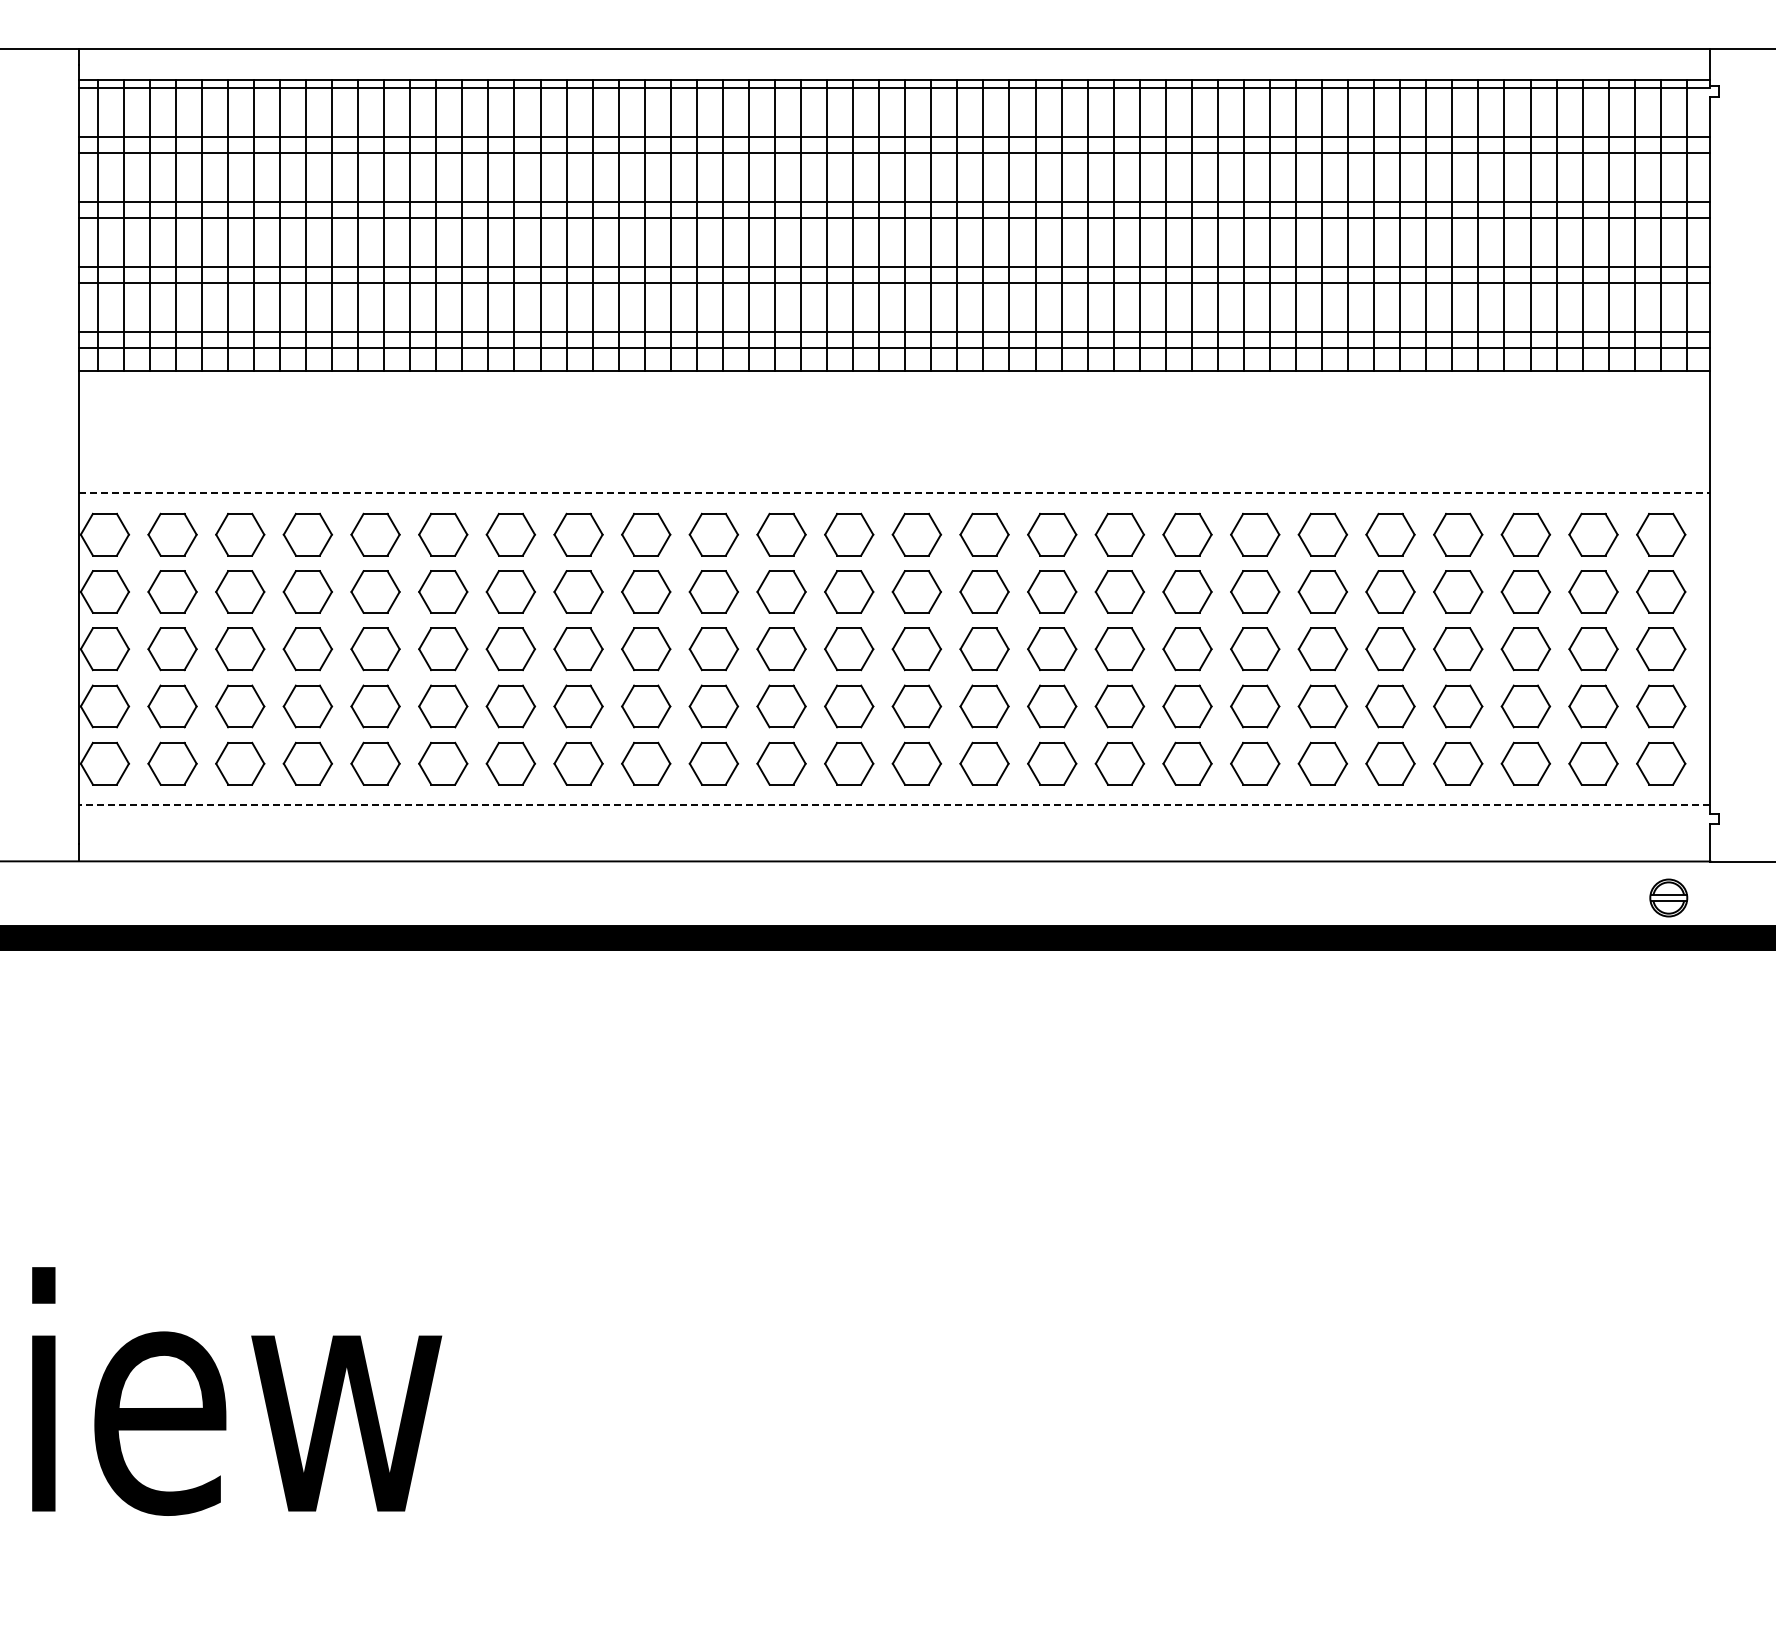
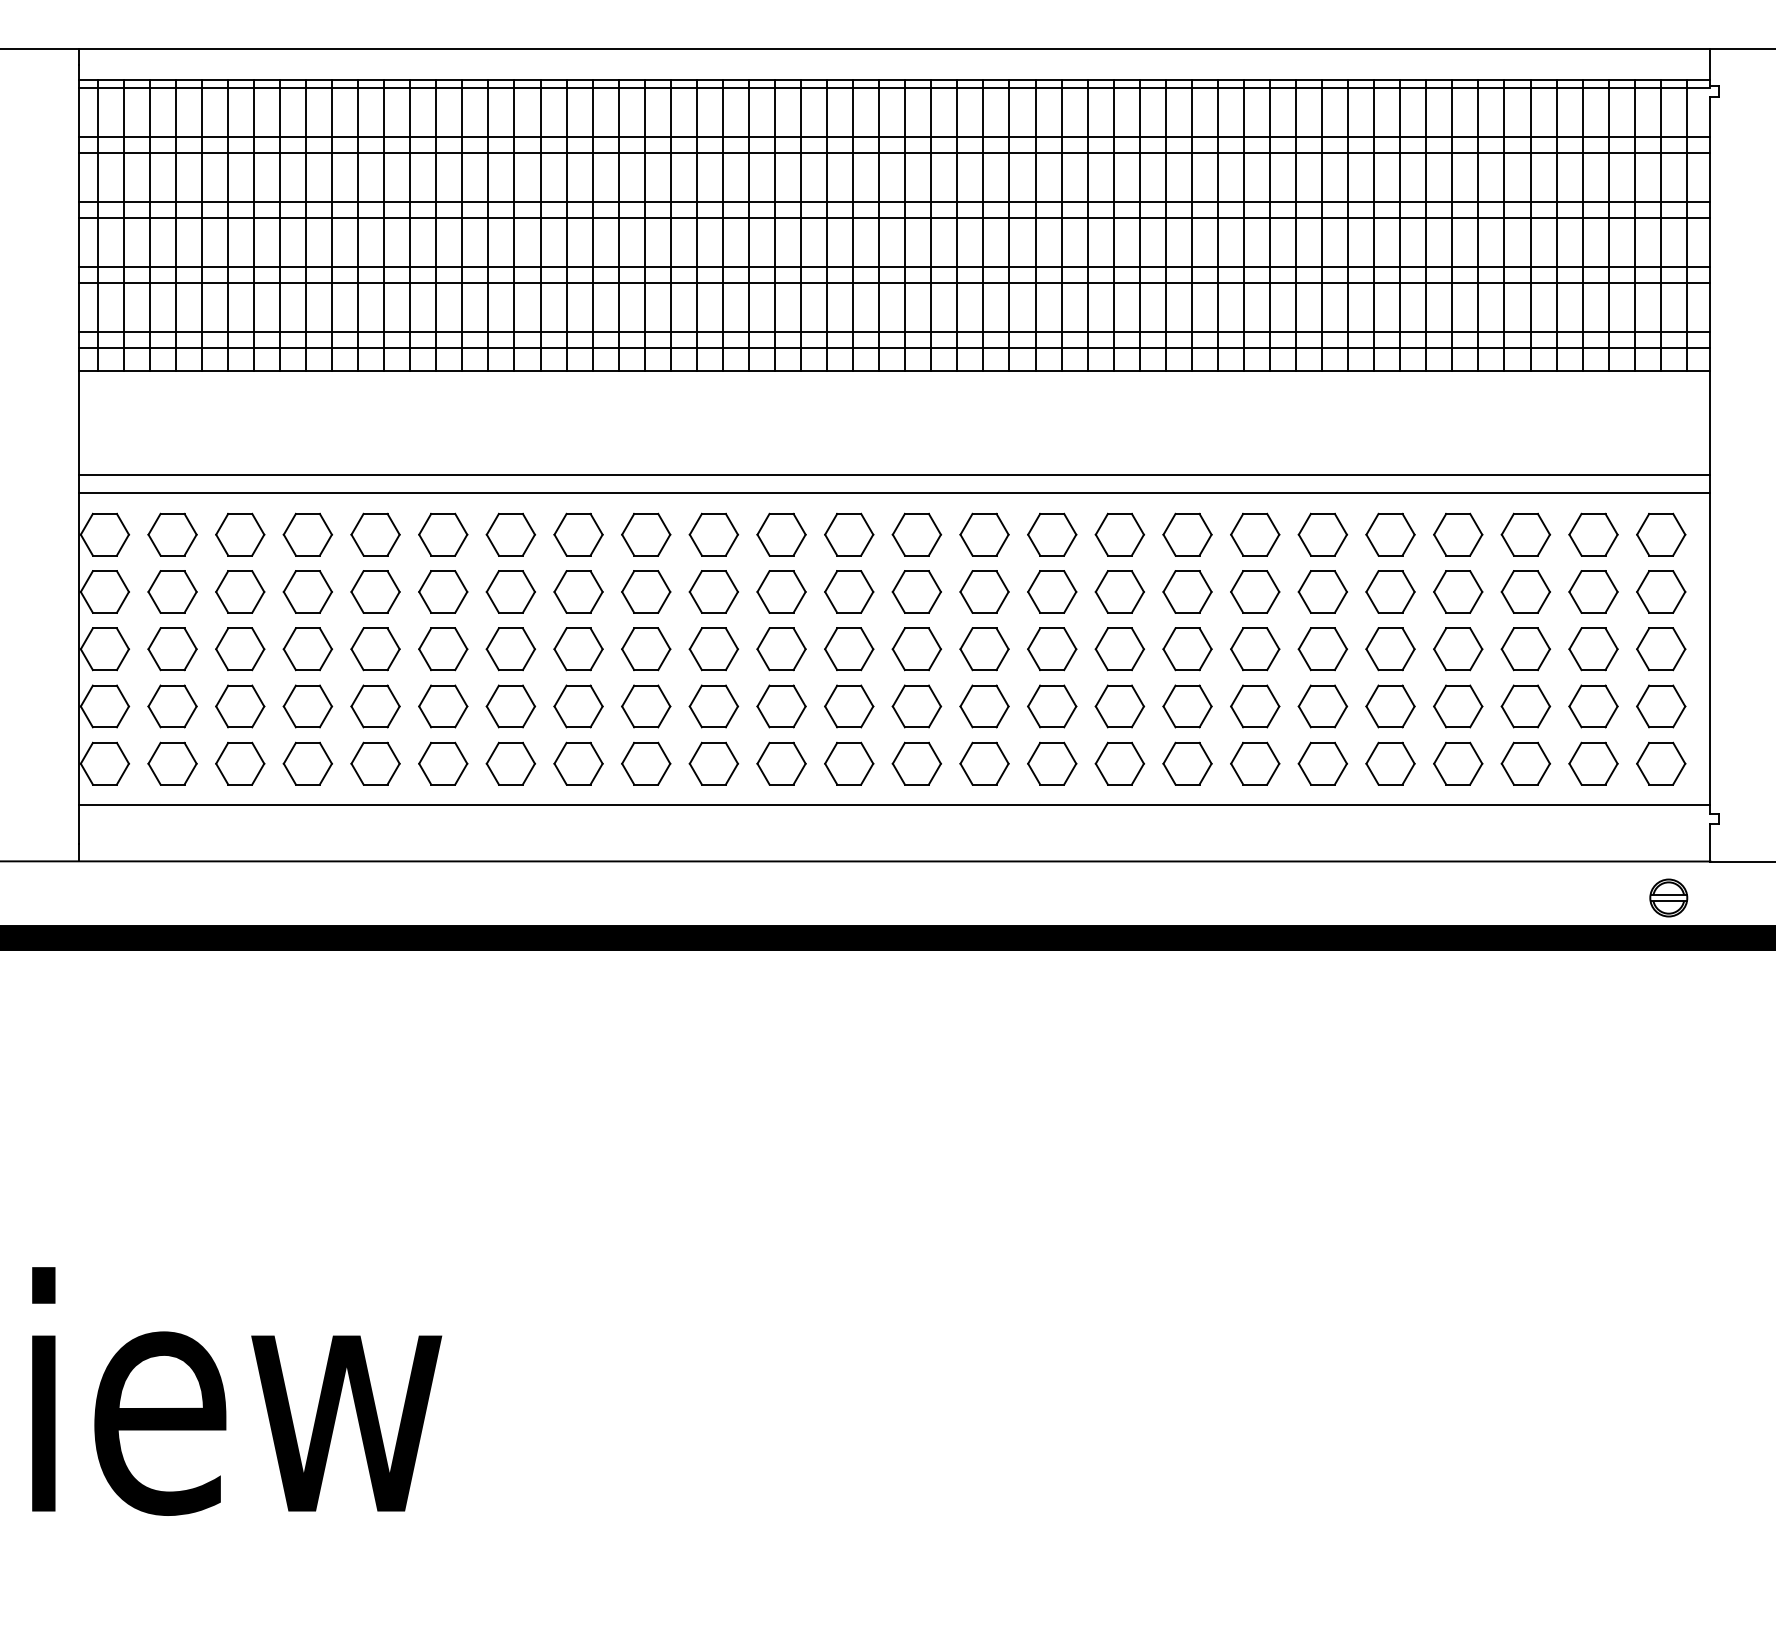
line: none -> present (894, 475)
line: dashed -> solid (894, 493)
line: dashed -> solid (894, 805)
